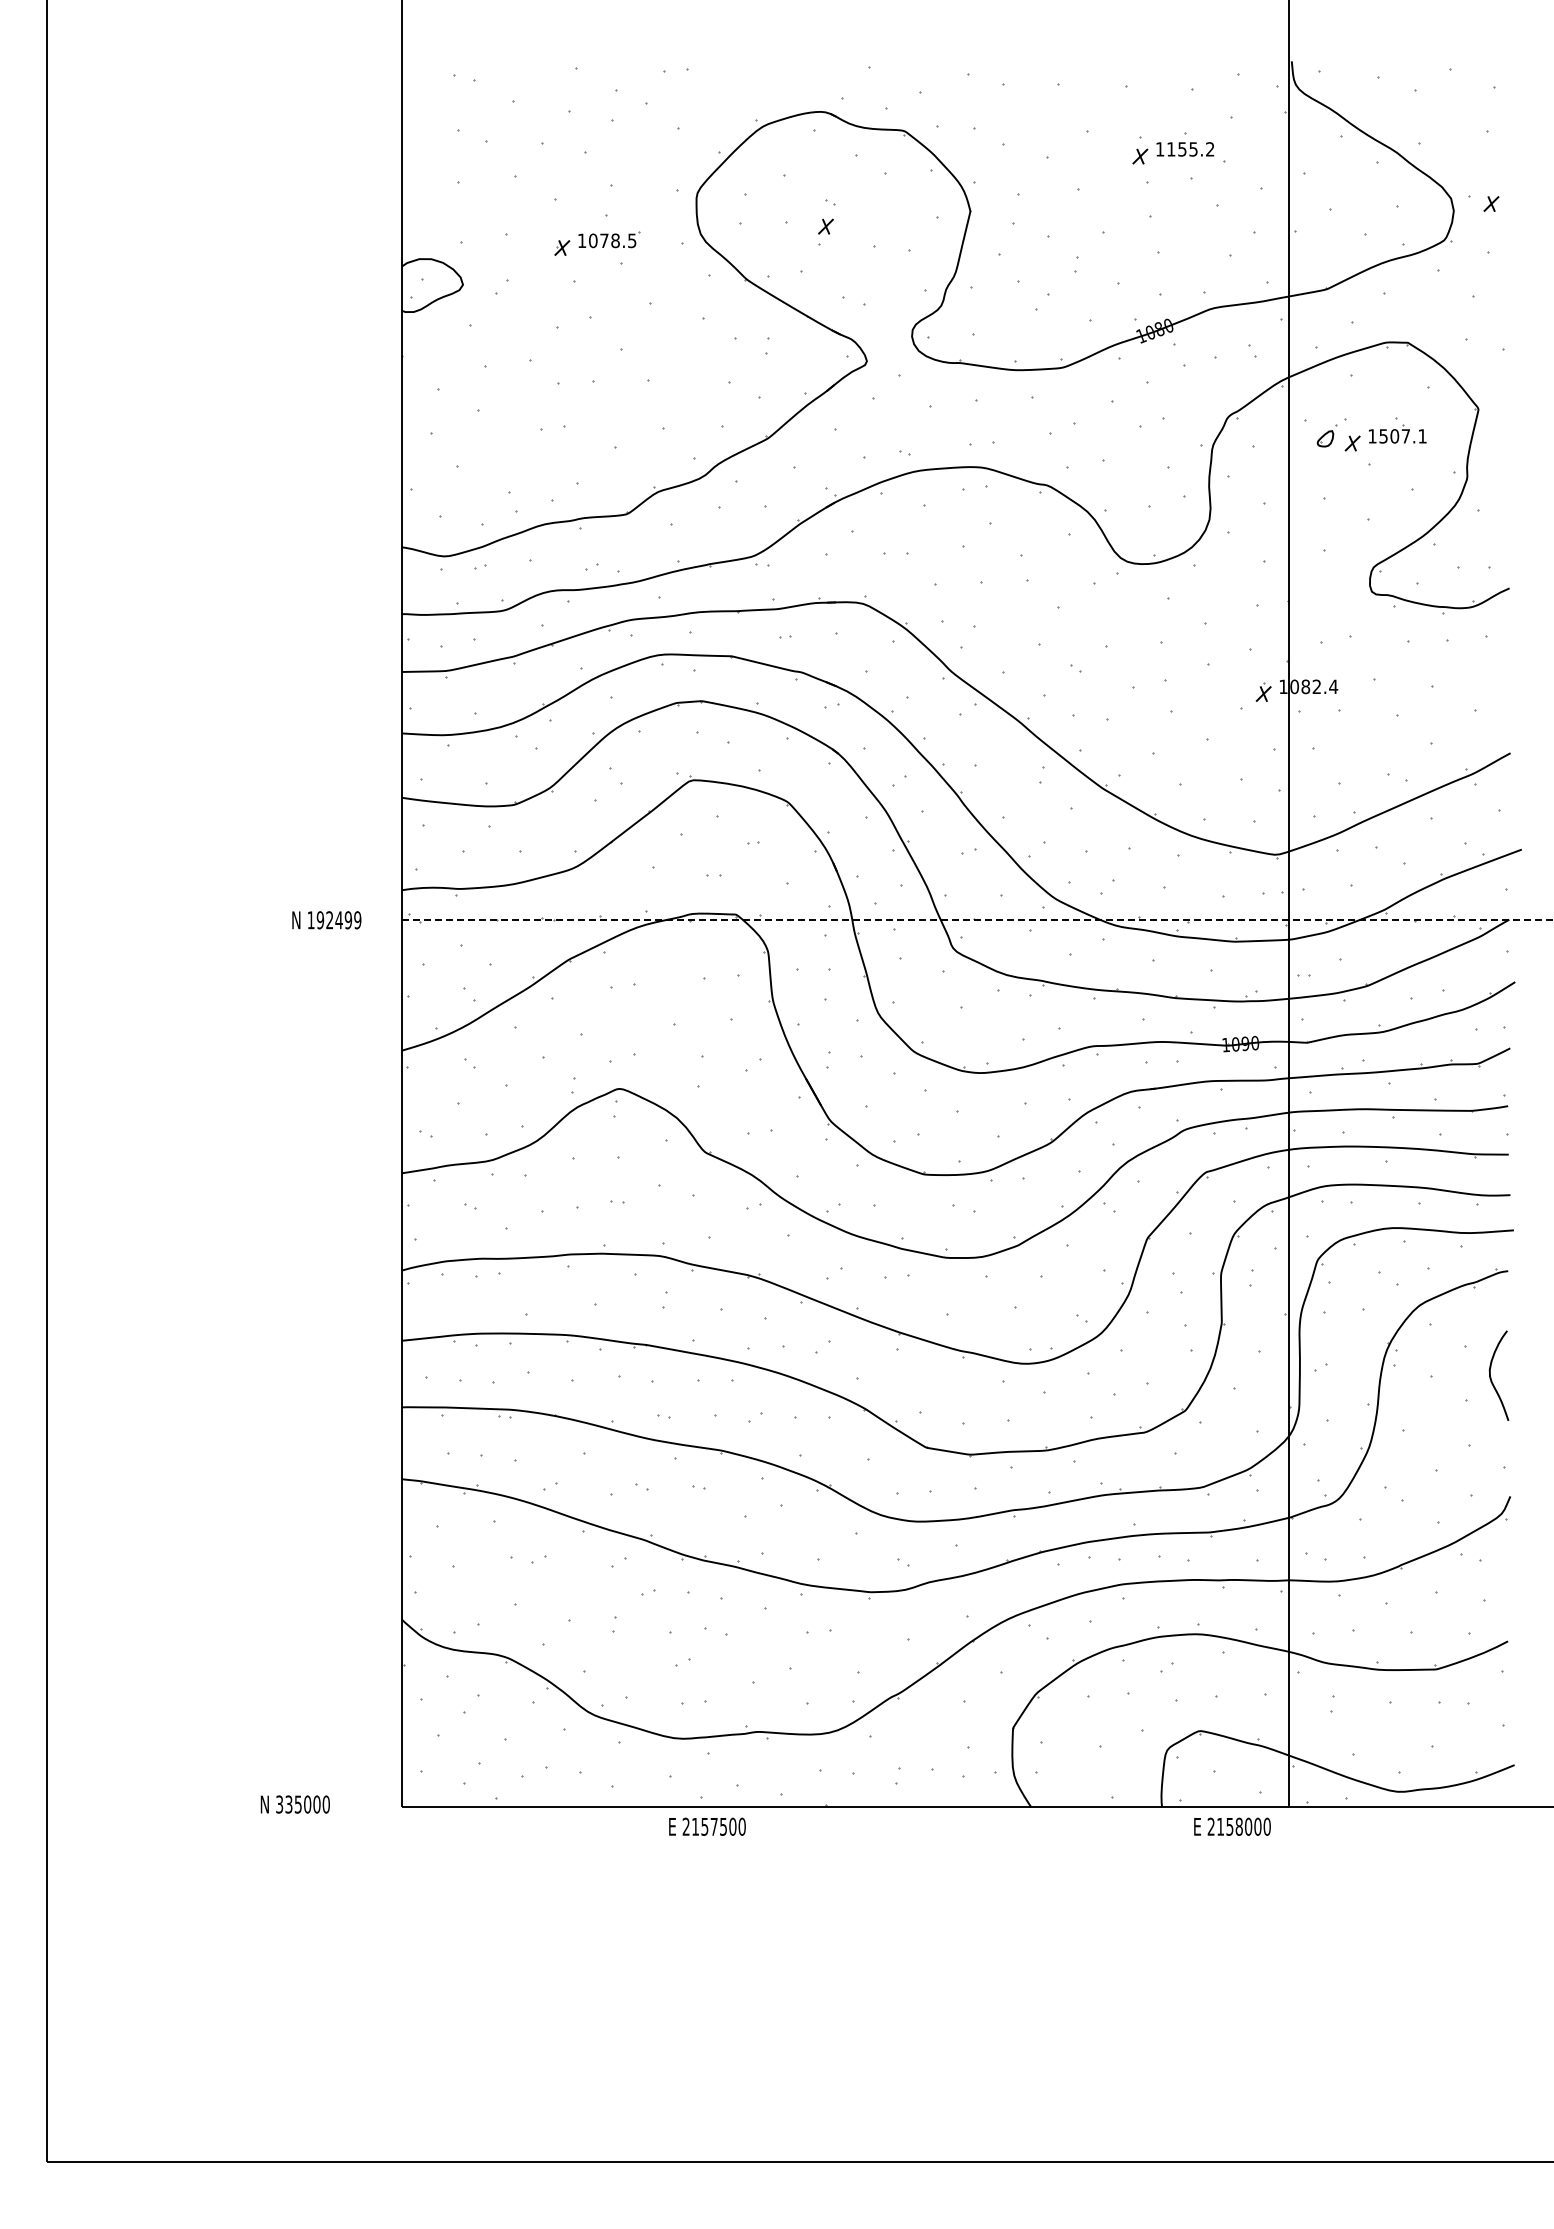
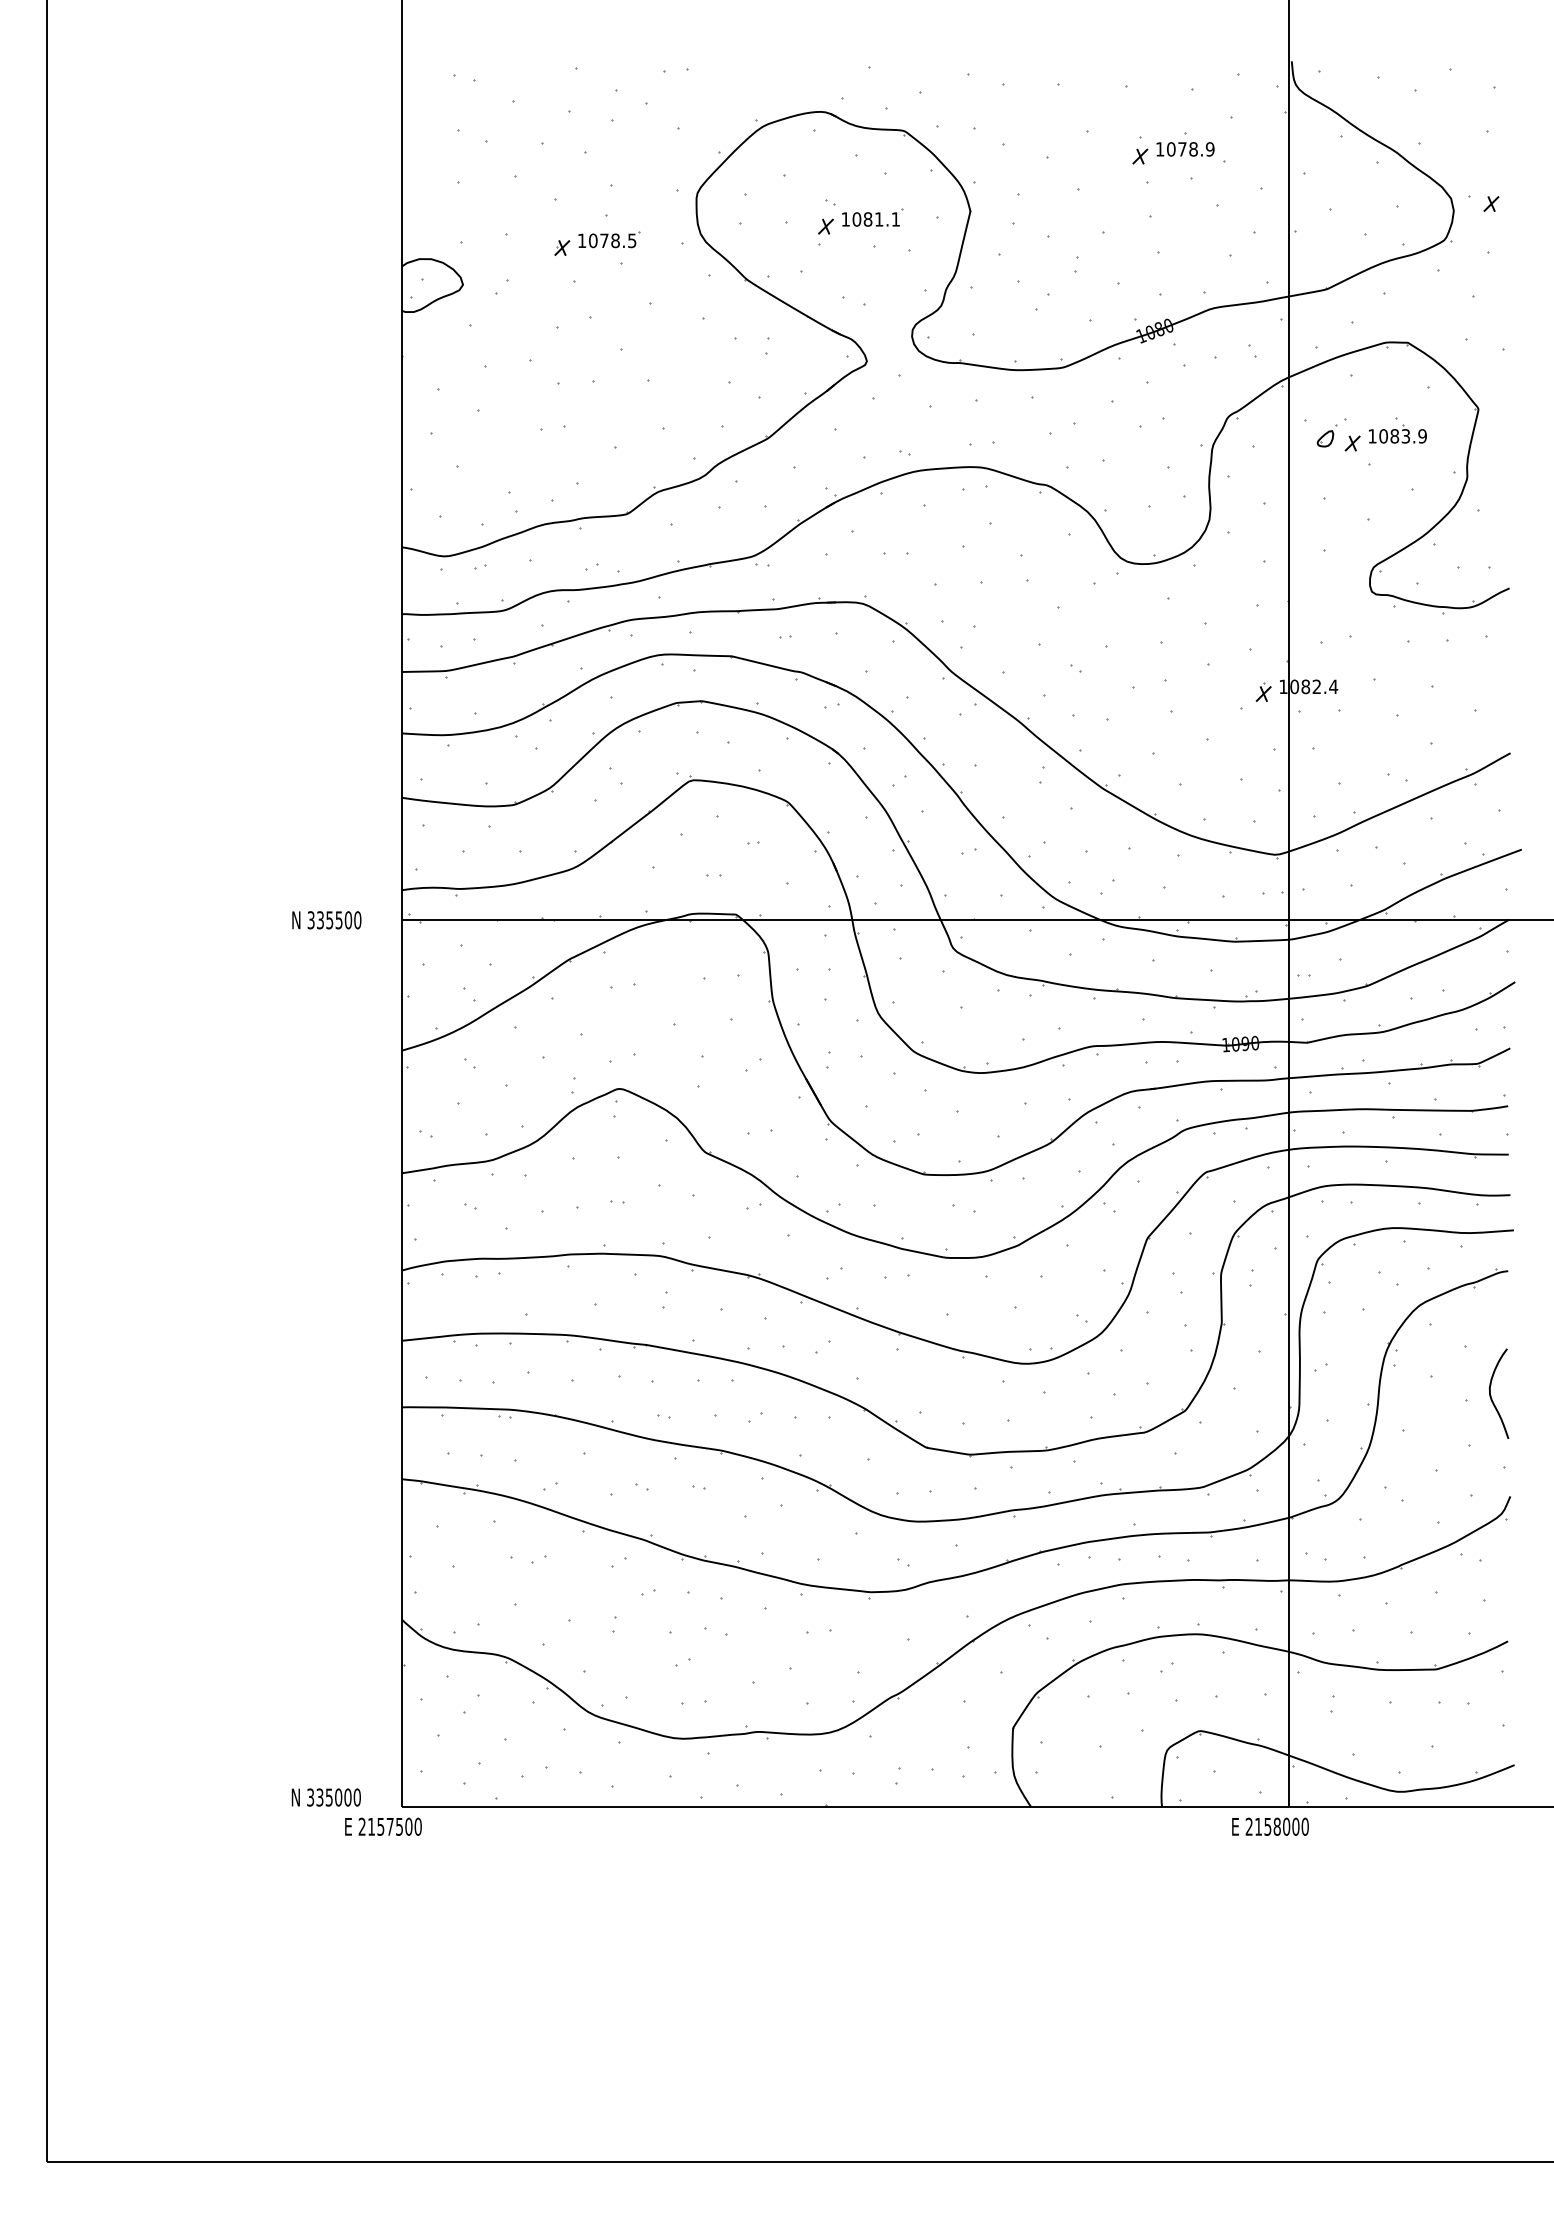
text: 1155.2 -> 1078.9 (1190, 149)
part: none -> present (872, 217)
text: 1507.1 -> 1083.9 (1402, 436)
text: 192499 -> 335500 (334, 920)
line: dashed -> solid (977, 920)
curve position: (1491, 1377) -> (1491, 1395) (1491, 1395)
text position: (294, 1804) -> (325, 1797) (325, 1797)
text position: (707, 1826) -> (383, 1826) (383, 1826)
text position: (1232, 1826) -> (1270, 1826) (1270, 1826)
